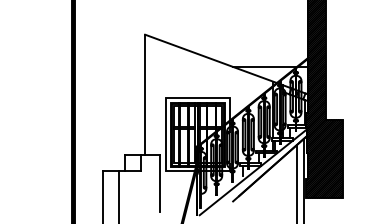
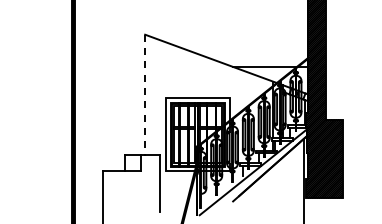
line: solid -> dashed (145, 94)
line: present -> none (297, 182)
line: present -> none (119, 195)
